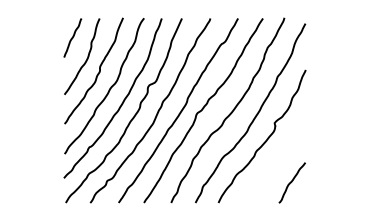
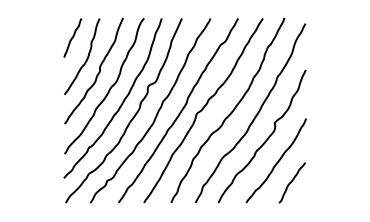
curve: none -> present (277, 161)
